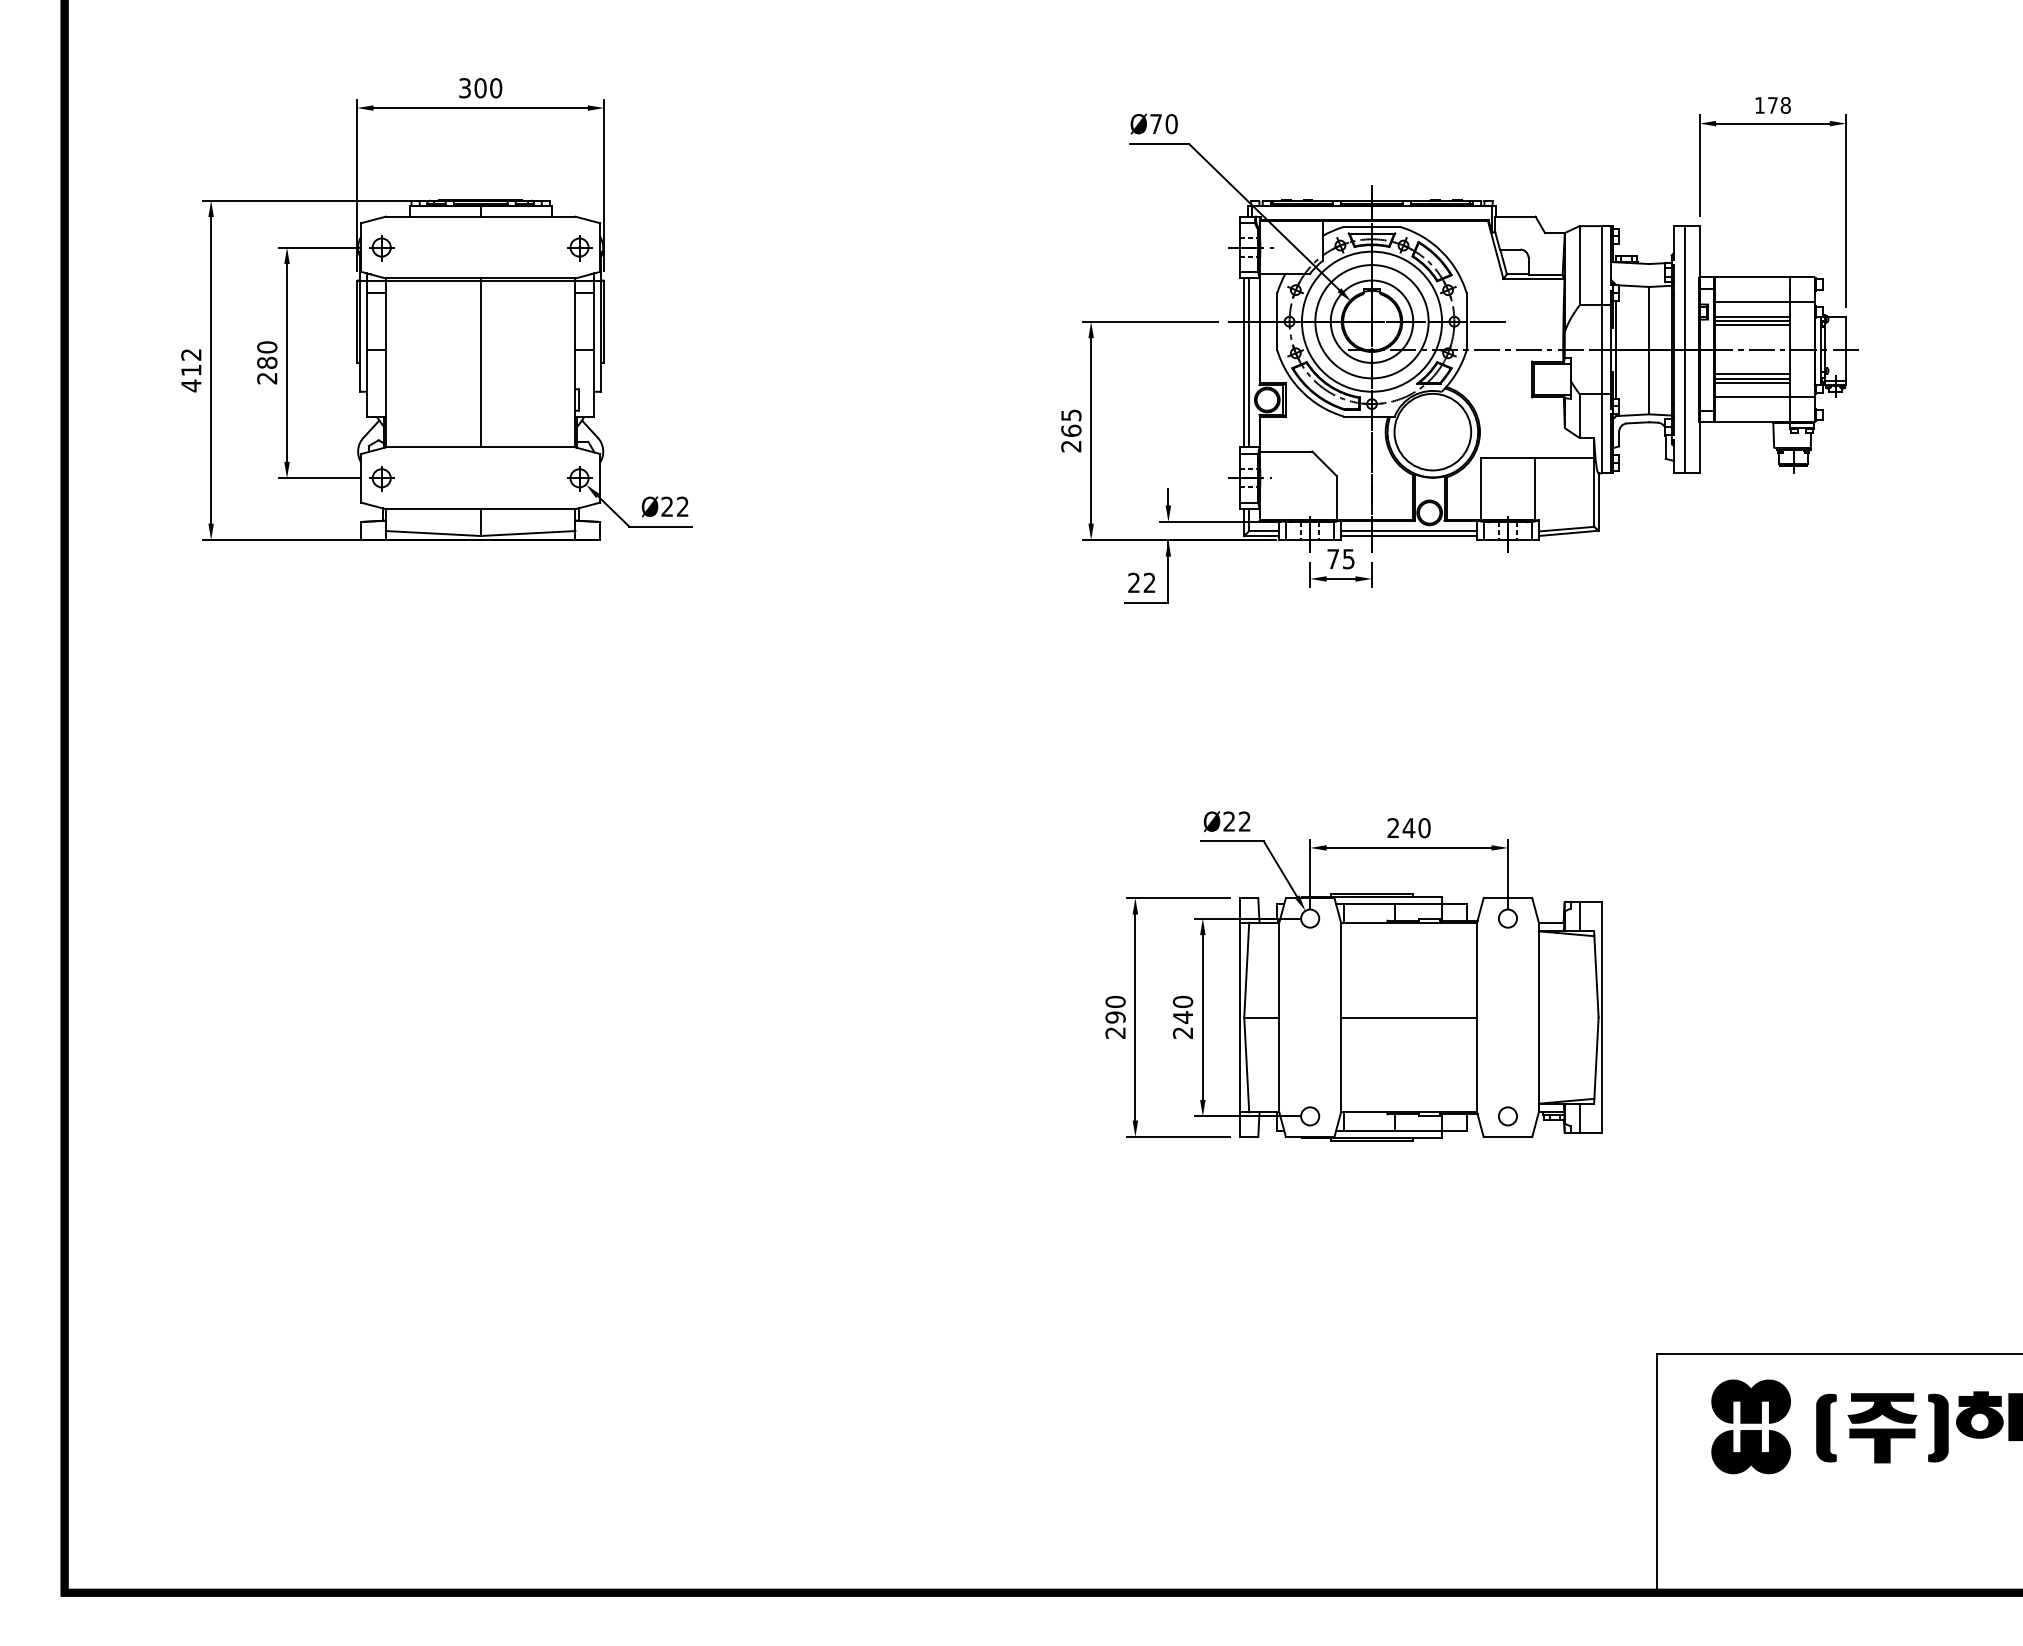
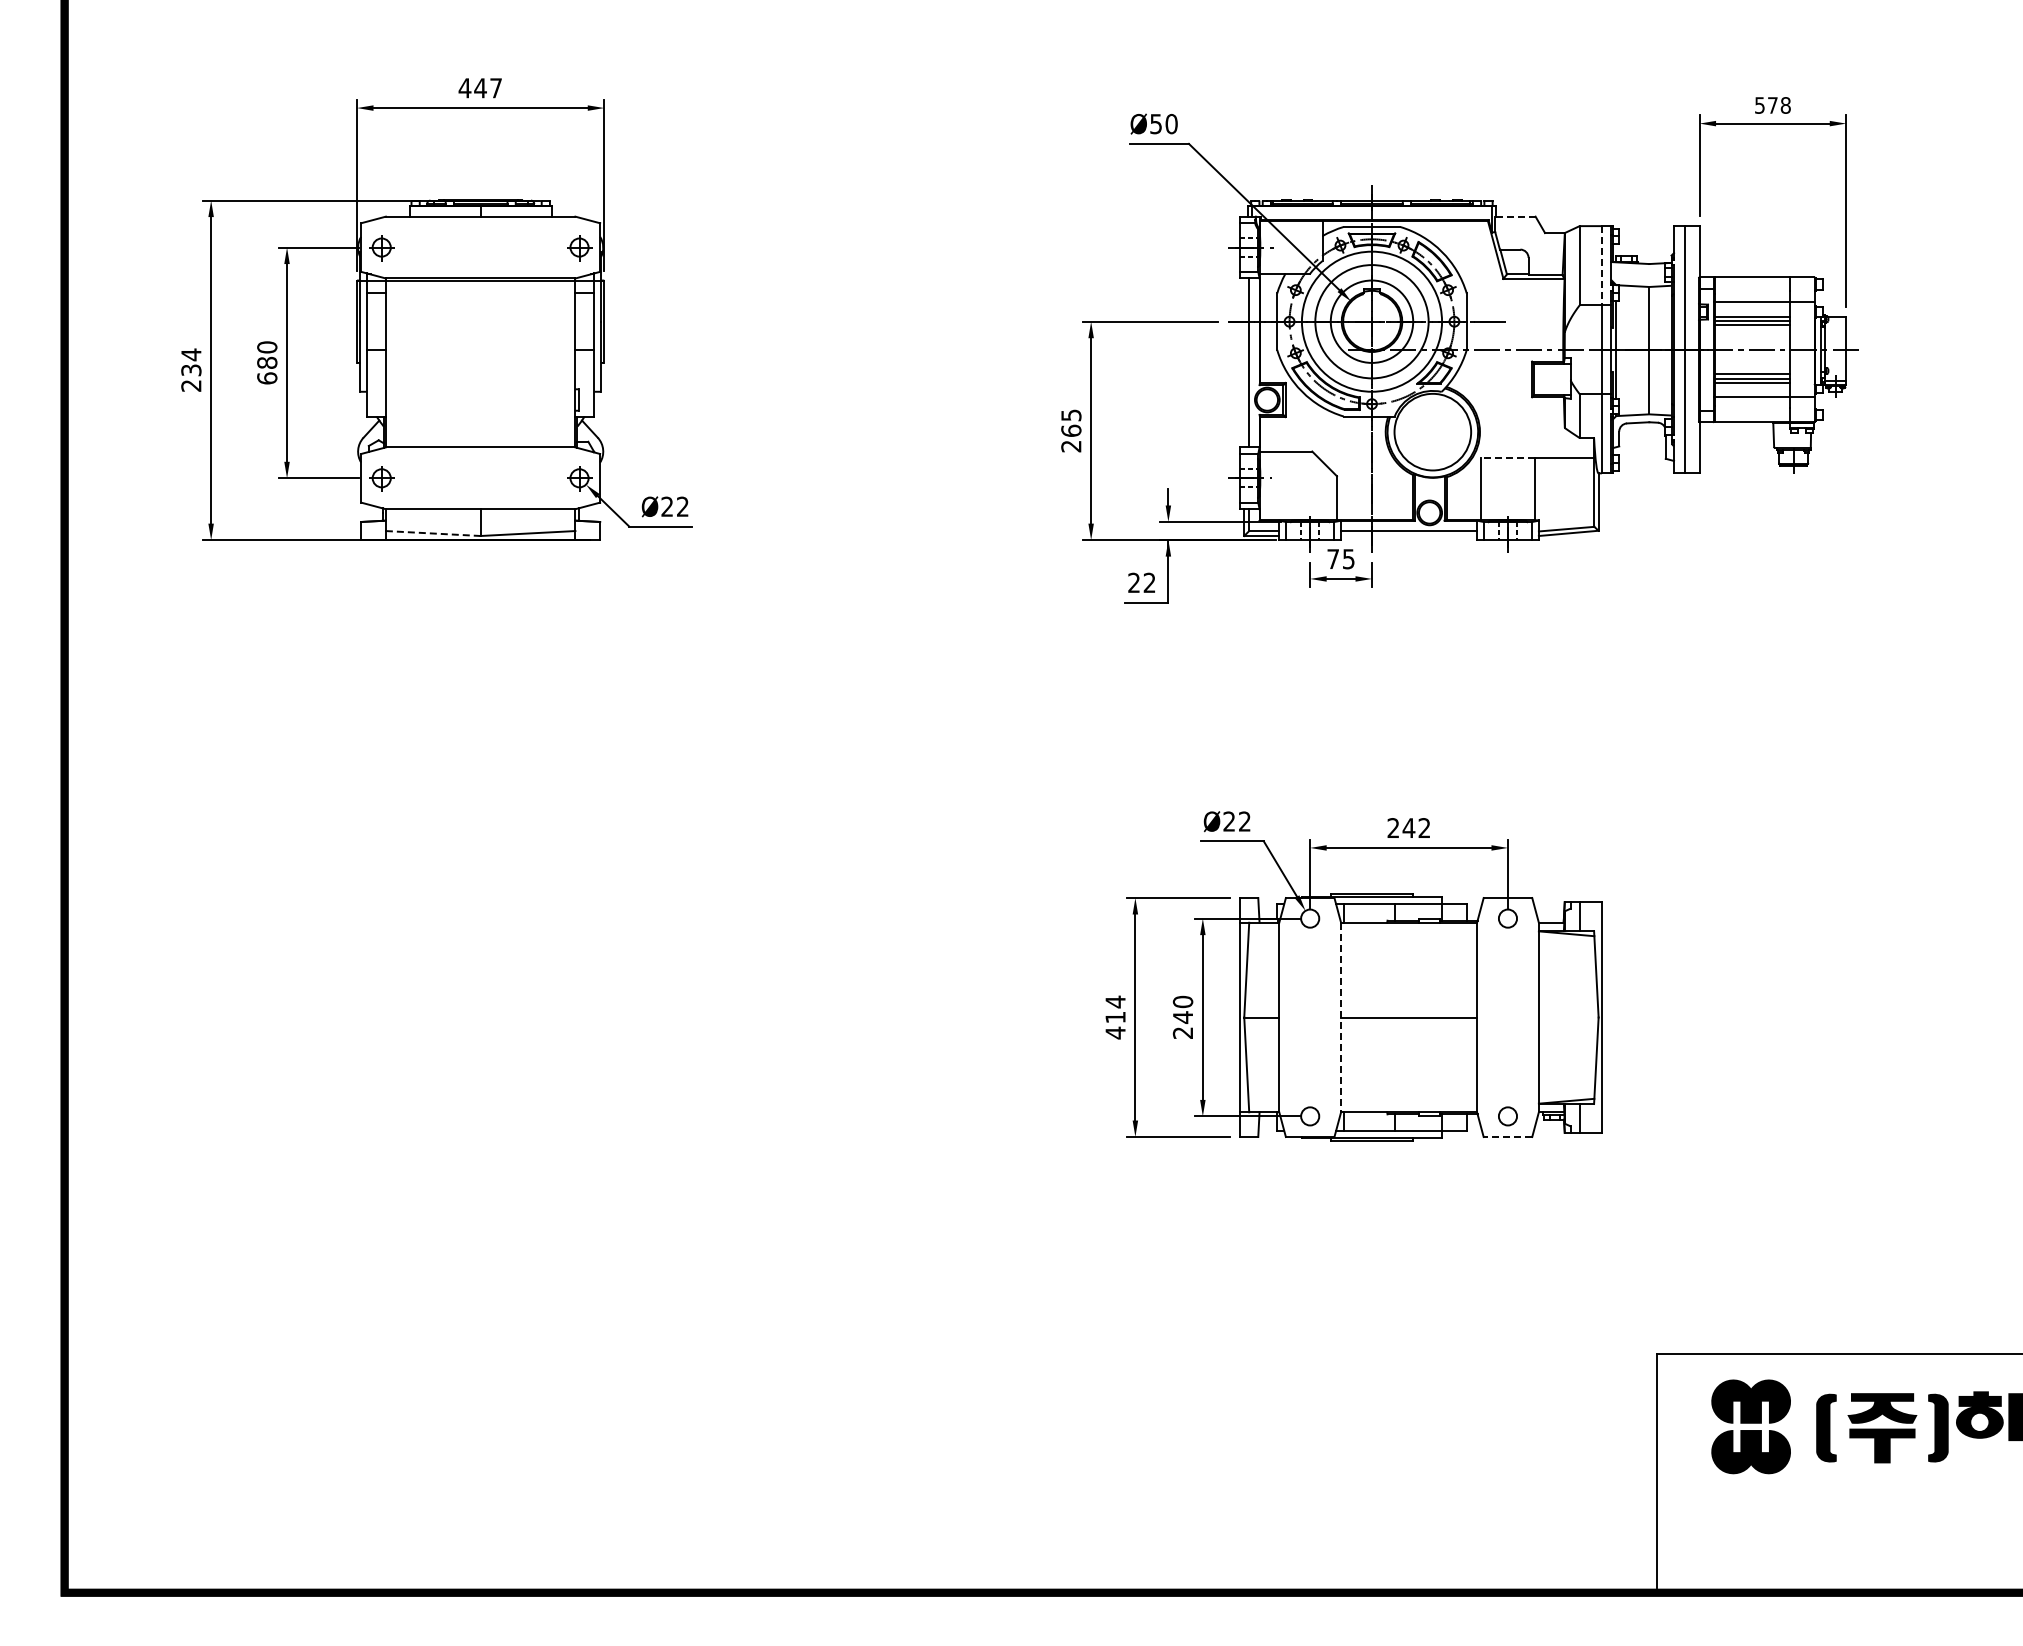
text: 300 -> 447 (480, 88)
text: 178 -> 578 (1759, 105)
text: Ø70 -> Ø50 (1155, 124)
line: solid -> dashed (1514, 216)
line: solid -> dashed (1601, 265)
line: present -> none (480, 362)
line: present -> none (1244, 362)
text: 412 -> 234 (191, 370)
text: 280 -> 680 (267, 378)
line: solid -> dashed (1507, 457)
line: solid -> dashed (433, 533)
line: present -> none (1409, 536)
text: 240 -> 242 (1424, 828)
text: 290 -> 414 (1115, 1017)
line: solid -> dashed (1341, 1017)
line: solid -> dashed (1507, 1137)
